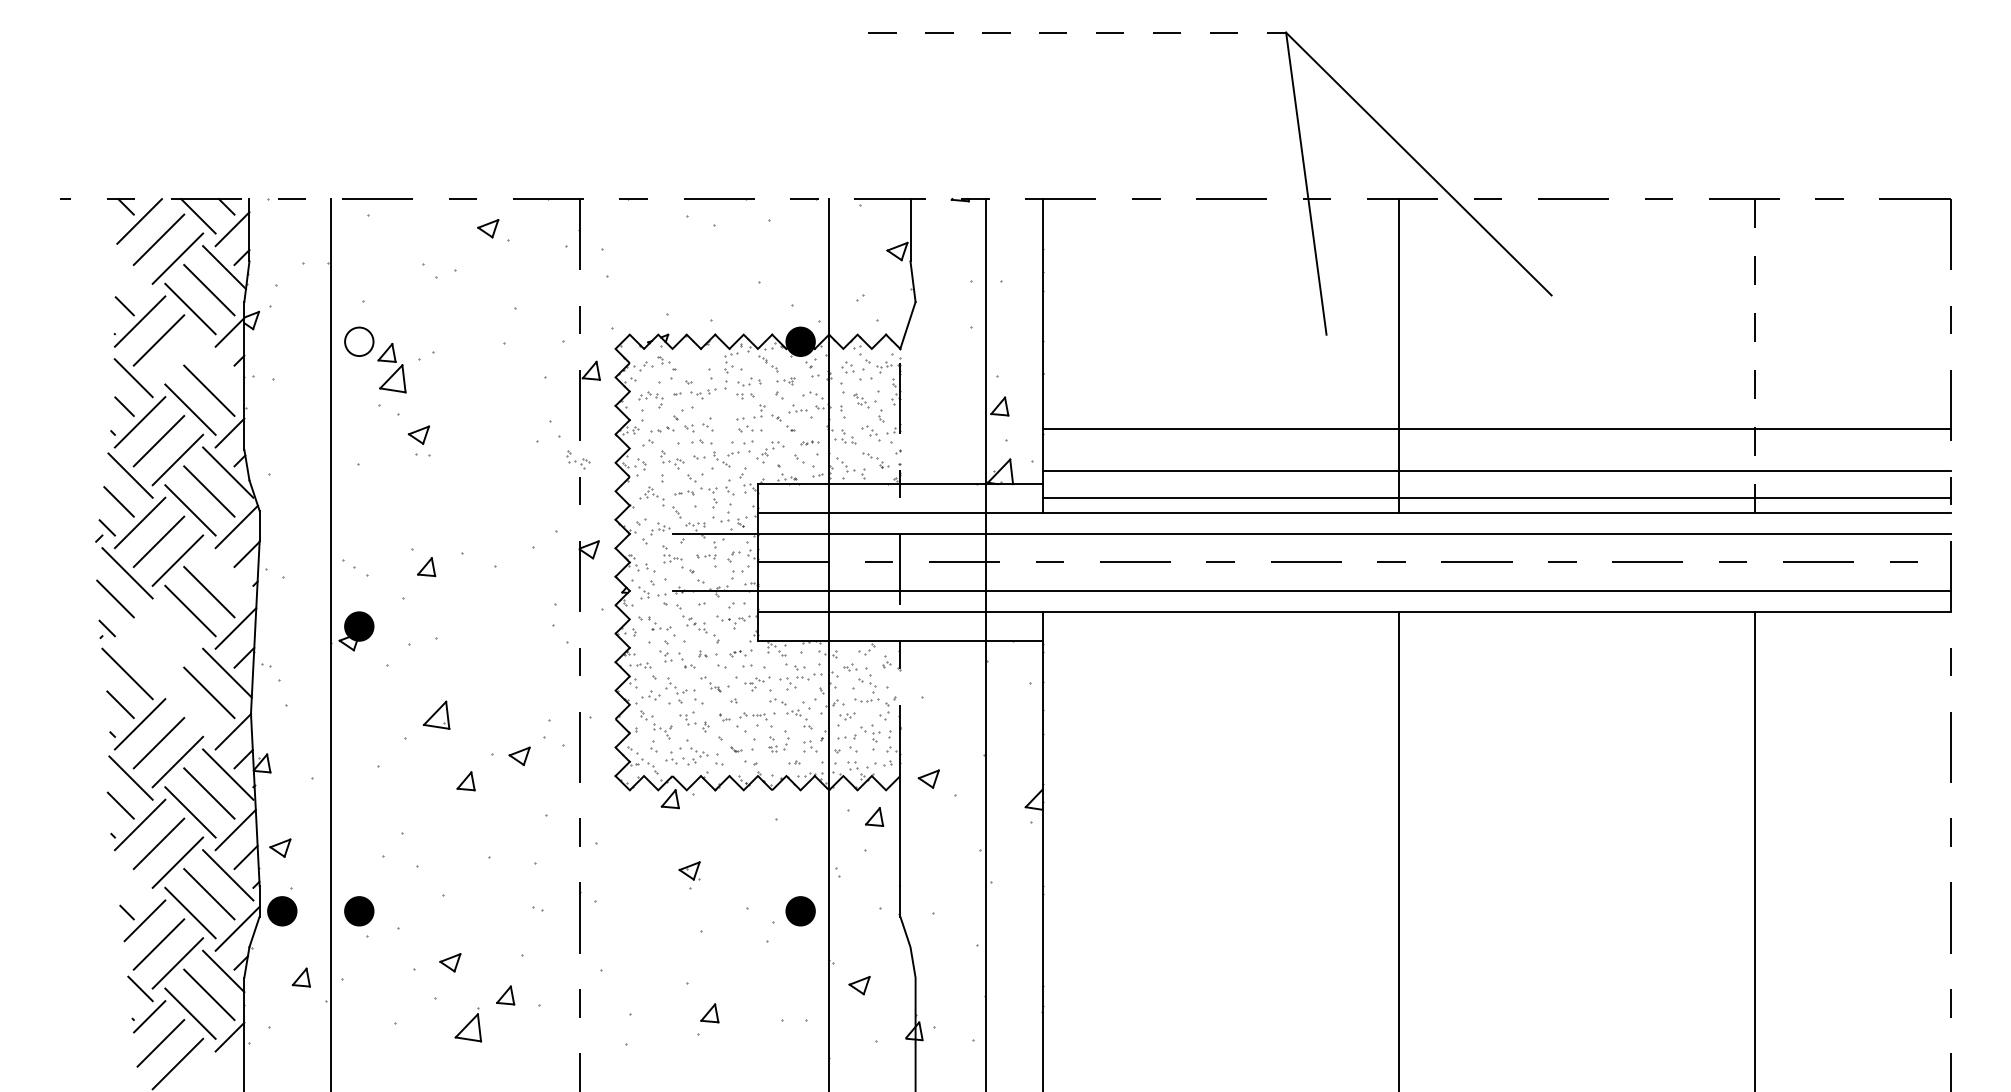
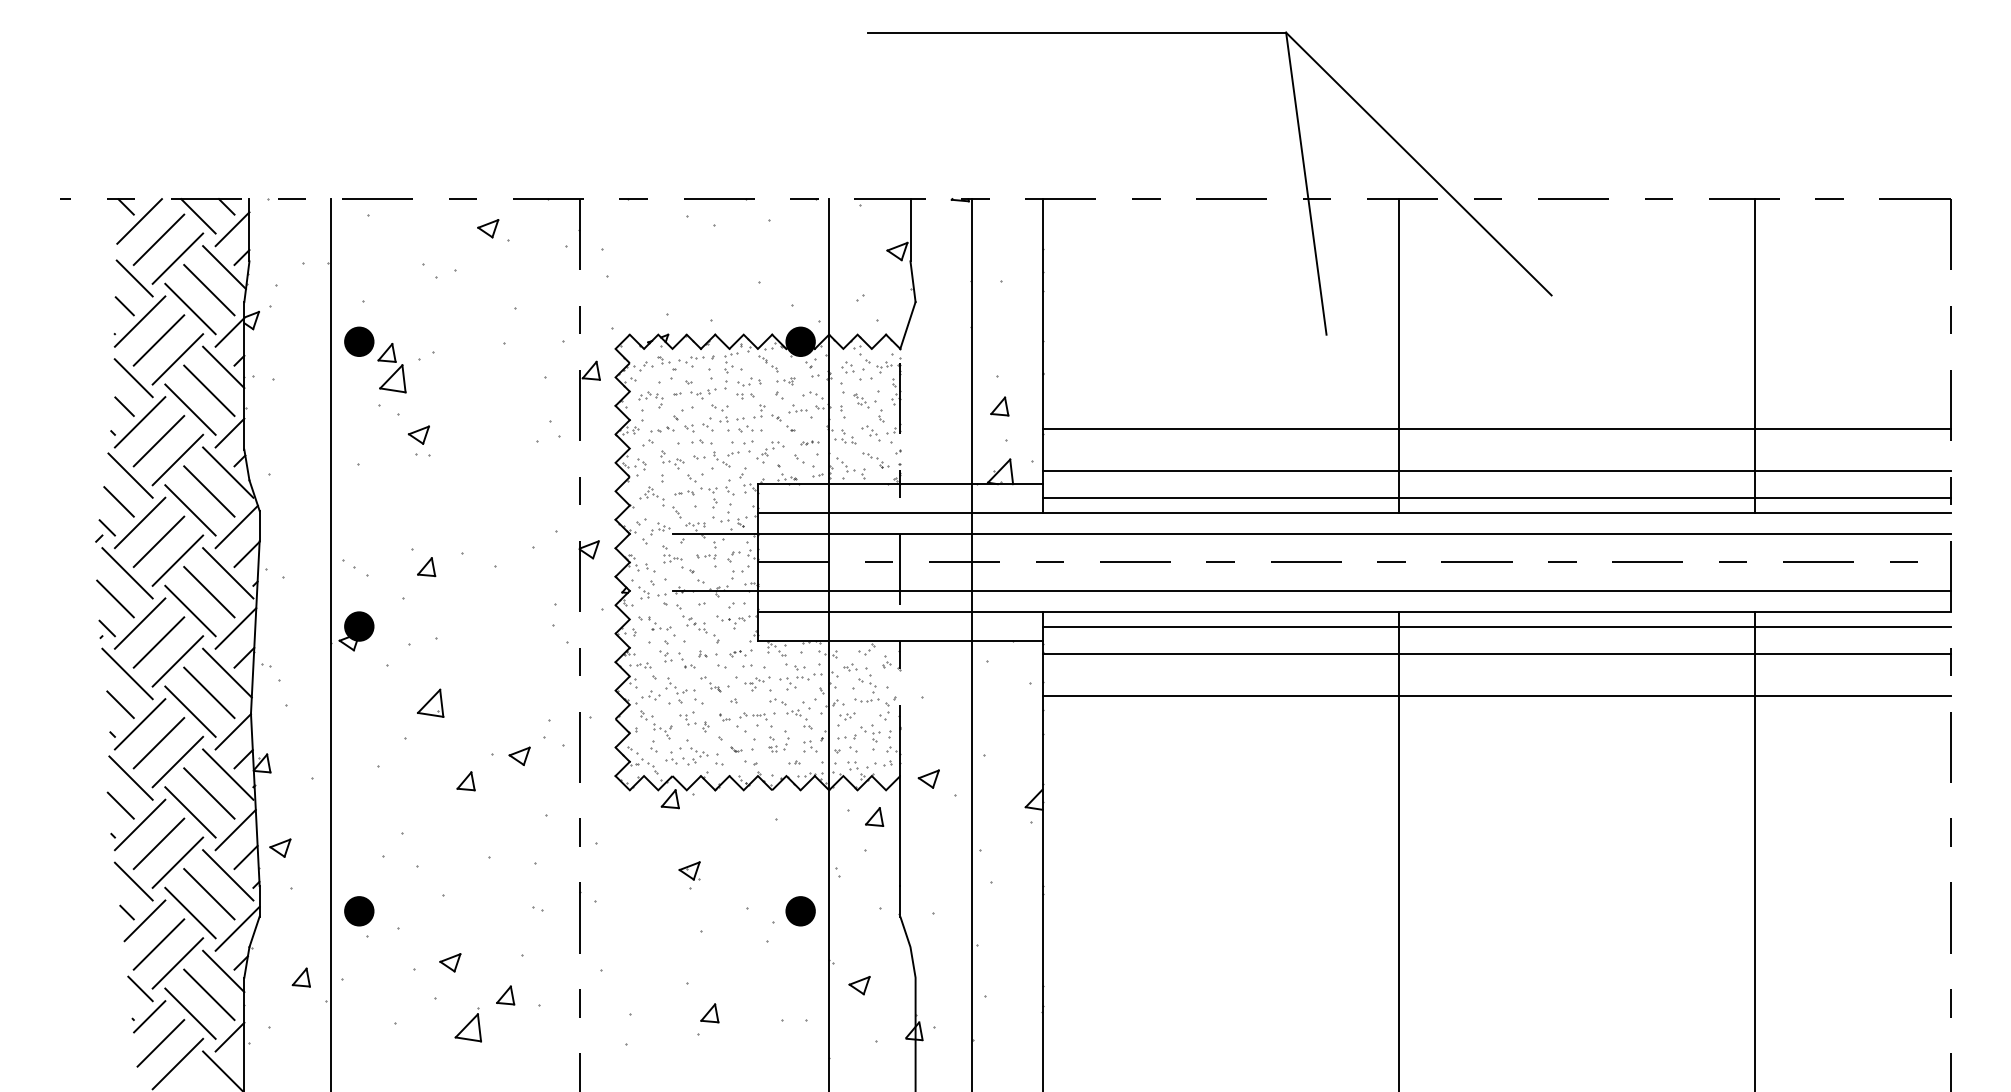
line: dashed -> solid (1077, 32)
line: none -> present (134, 278)
fill: none -> present (359, 341)
line: dashed -> solid (1754, 355)
line: none -> present (177, 359)
part: none -> present (696, 361)
line: none -> present (223, 367)
part: none -> present (720, 417)
part: present -> none (578, 459)
line: none -> present (228, 573)
line: none -> present (139, 623)
line: none -> present (1496, 626)
line: none -> present (158, 642)
line position: (985, 643) -> (971, 643) (971, 643)
line: none -> present (1496, 654)
line: none -> present (177, 661)
line: none -> present (1496, 695)
line: none -> present (190, 711)
part position: (436, 714) -> (430, 702) (430, 702)
line: none -> present (133, 881)
part: present -> none (282, 911)
line: none -> present (221, 1069)
